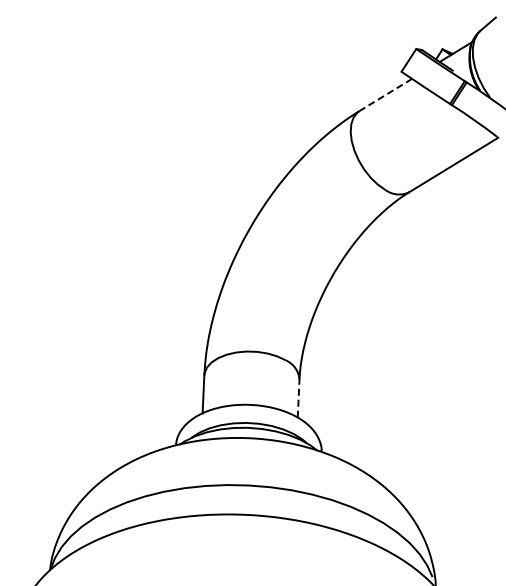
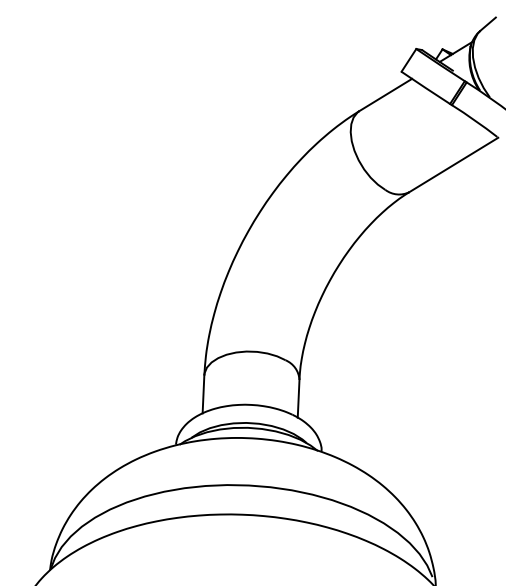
line: dashed -> solid (385, 94)
line: dashed -> solid (298, 398)
